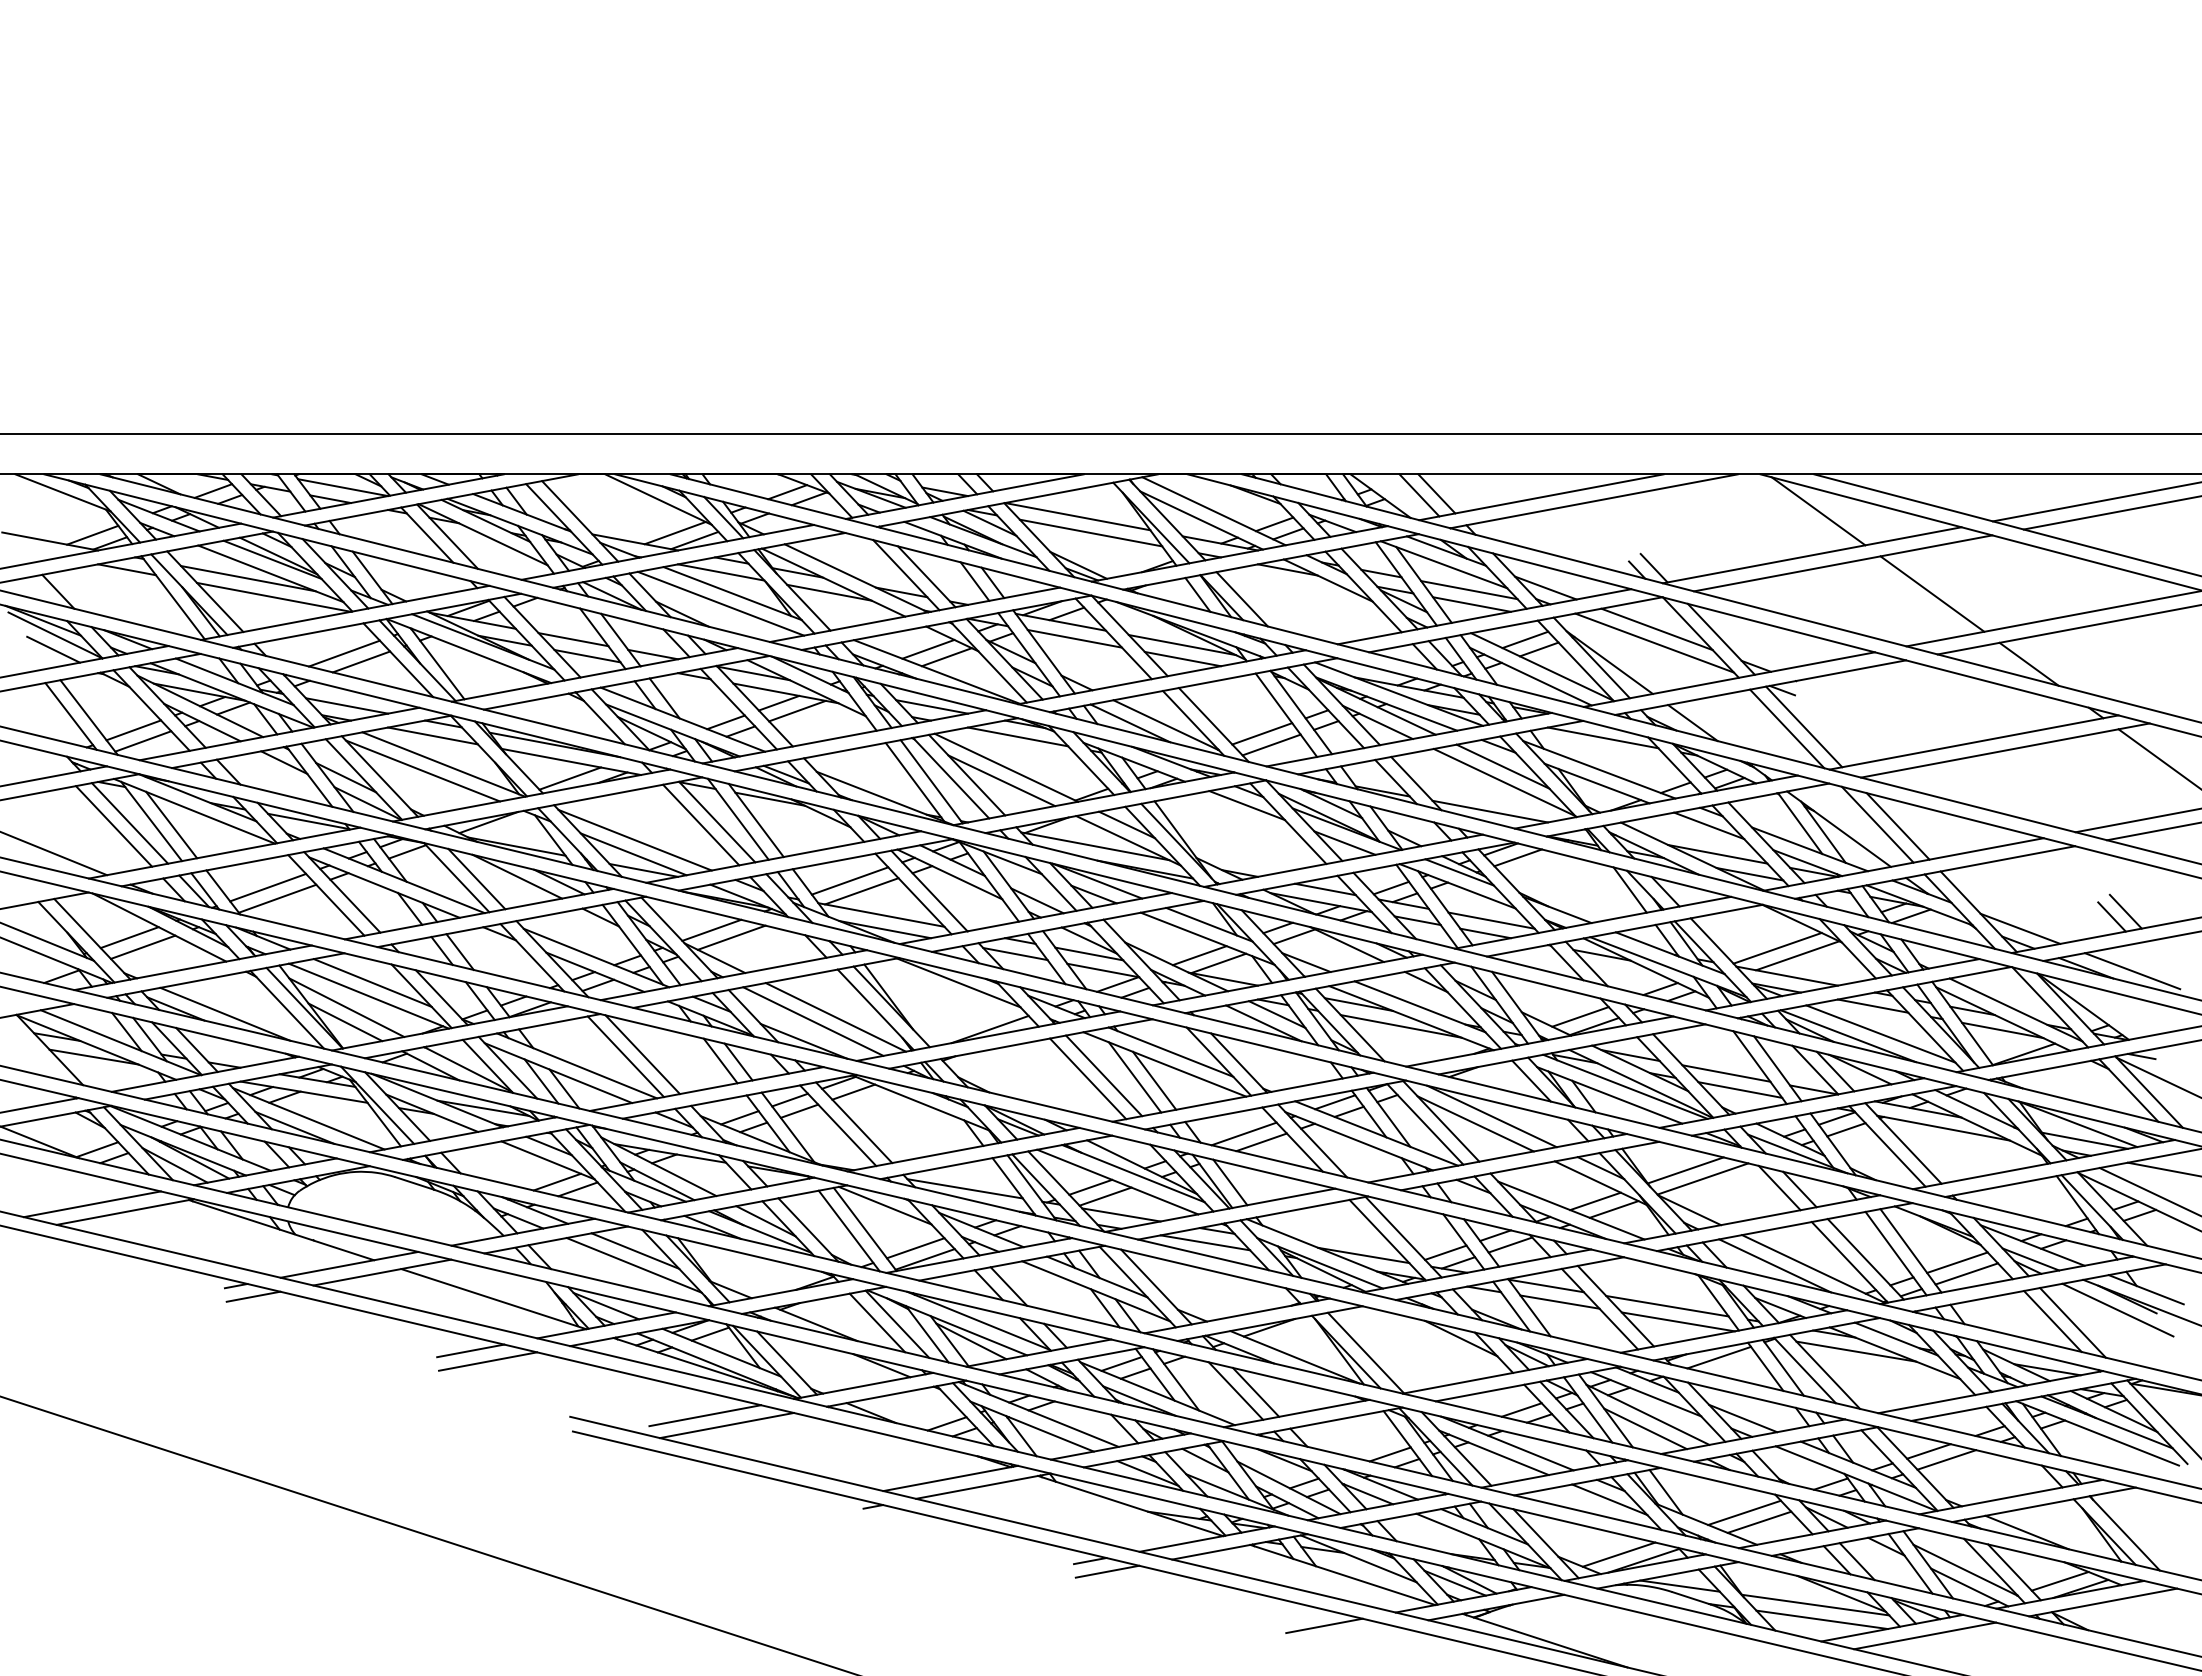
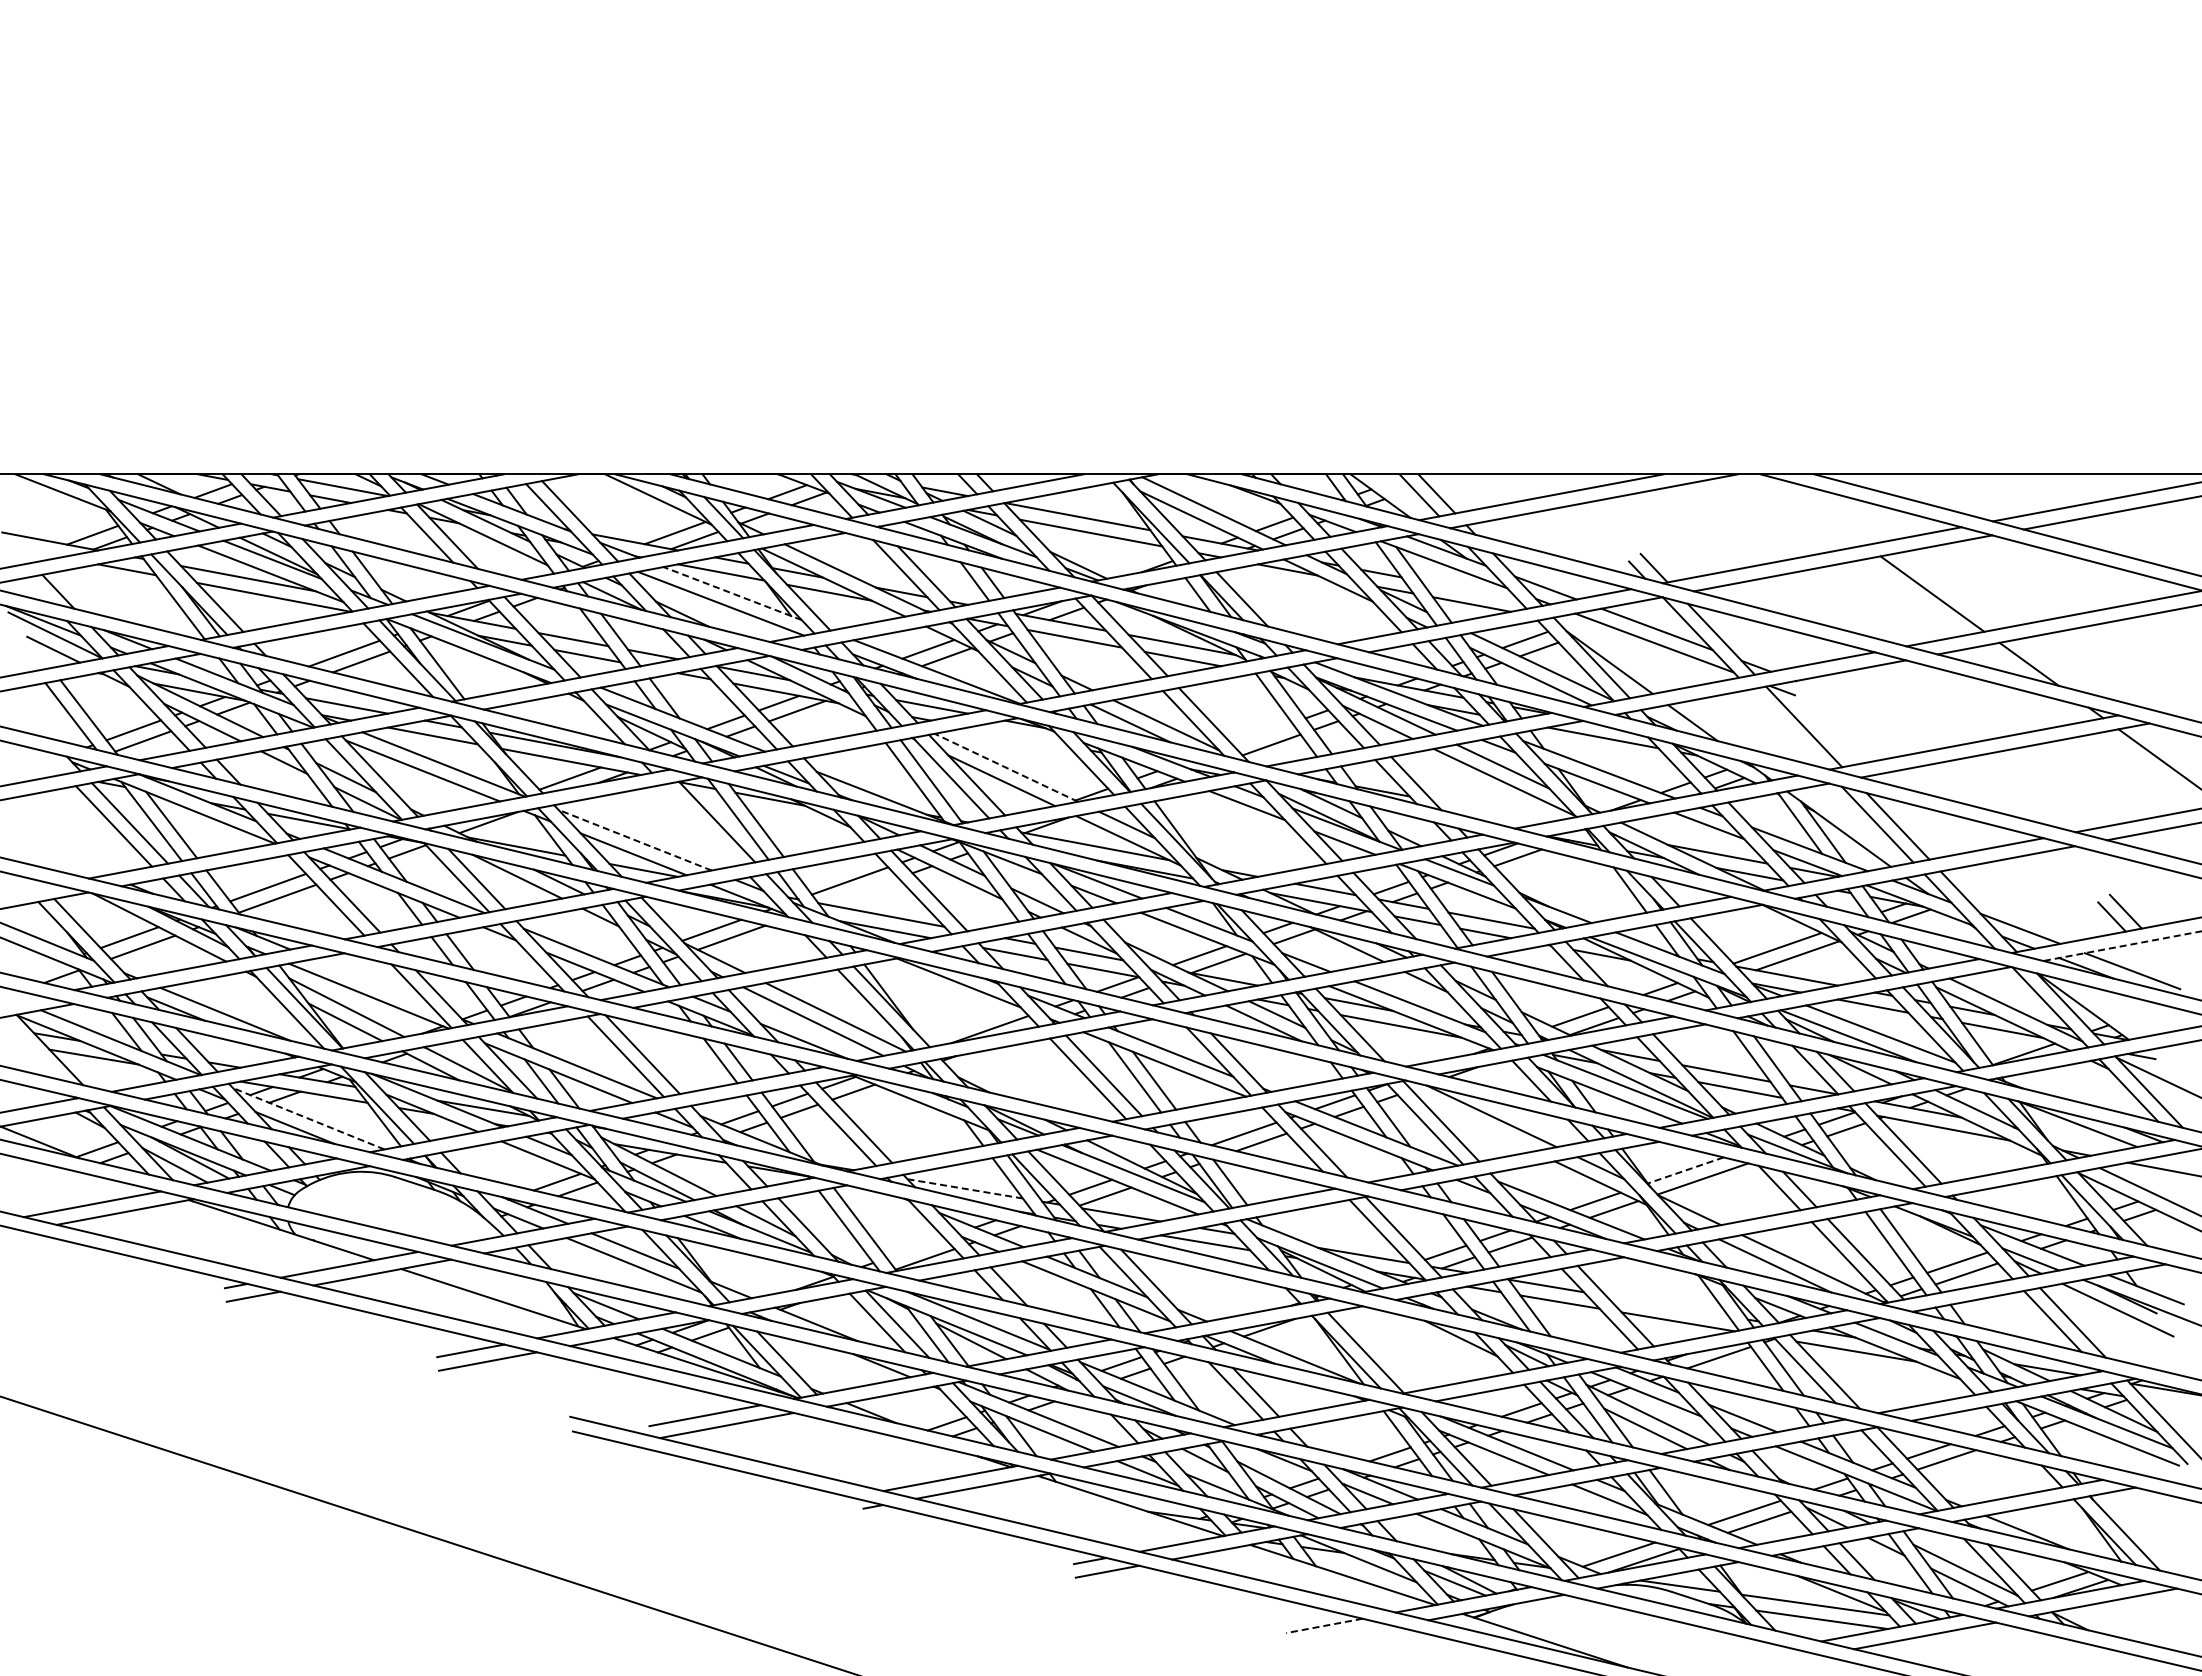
line: present -> none (1100, 433)
line: present -> none (1818, 511)
line: present -> none (1469, 590)
line: solid -> dashed (732, 593)
line: present -> none (1787, 728)
line: present -> none (1262, 733)
line: present -> none (1018, 736)
line: solid -> dashed (1005, 767)
line: present -> none (1489, 811)
line: present -> none (701, 824)
line: solid -> dashed (634, 840)
line: present -> none (54, 853)
line: present -> none (861, 891)
line: solid -> dashed (2121, 946)
line: present -> none (372, 982)
line: solid -> dashed (308, 1118)
line: present -> none (1475, 1123)
line: present -> none (2084, 1140)
line: solid -> dashed (1685, 1170)
line: solid -> dashed (965, 1188)
line: present -> none (884, 1205)
line: present -> none (915, 1248)
line: present -> none (1667, 1305)
line: solid -> dashed (1324, 1625)
